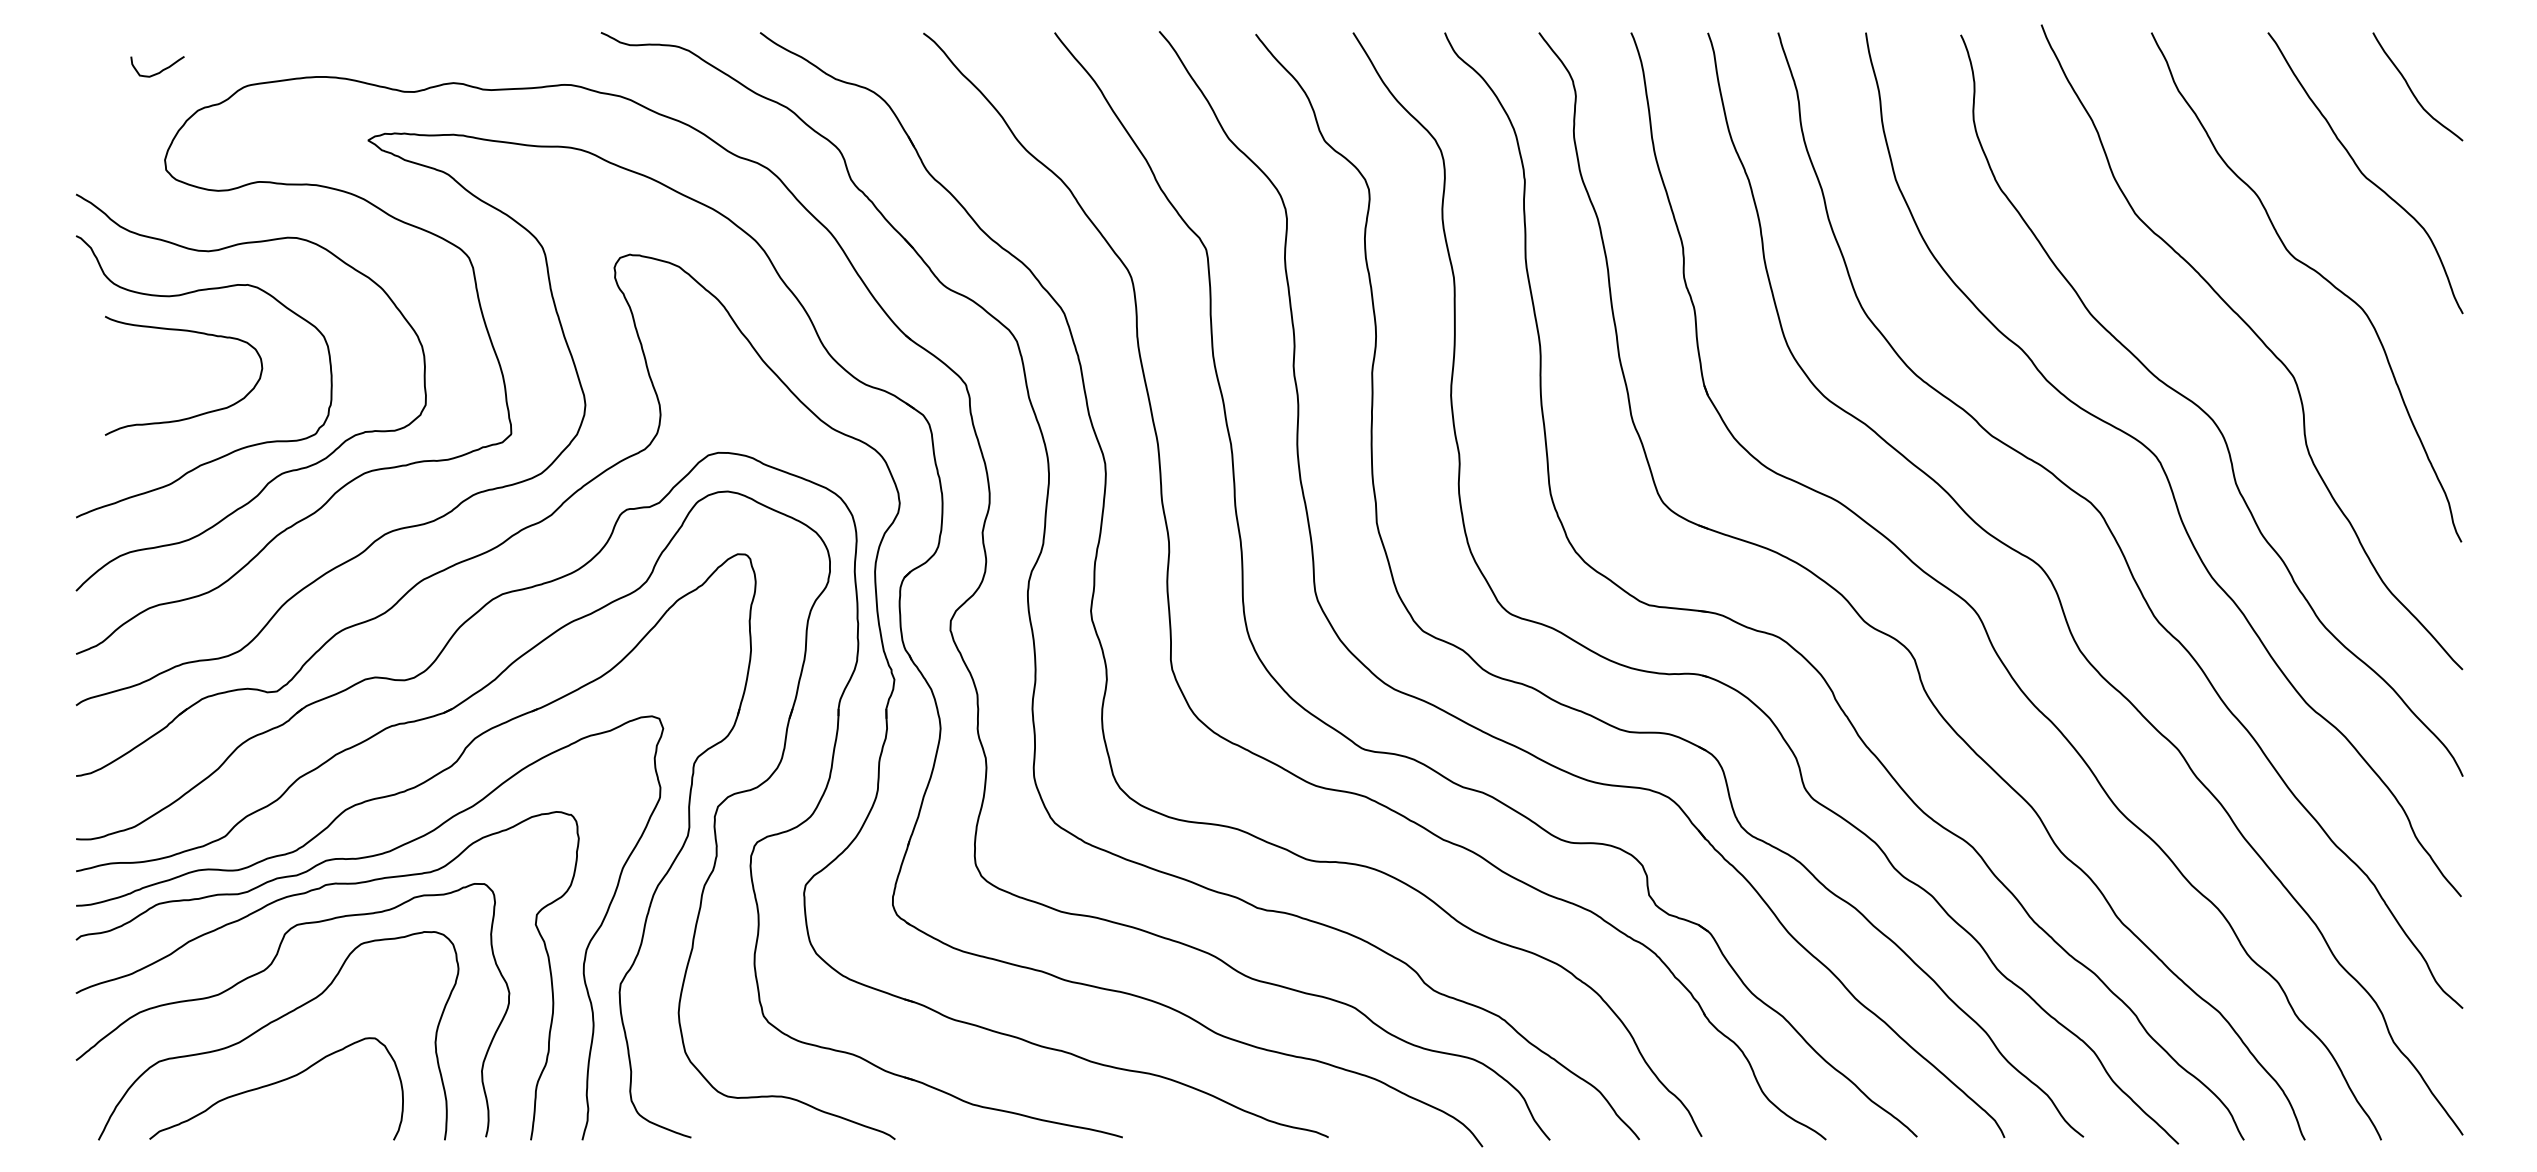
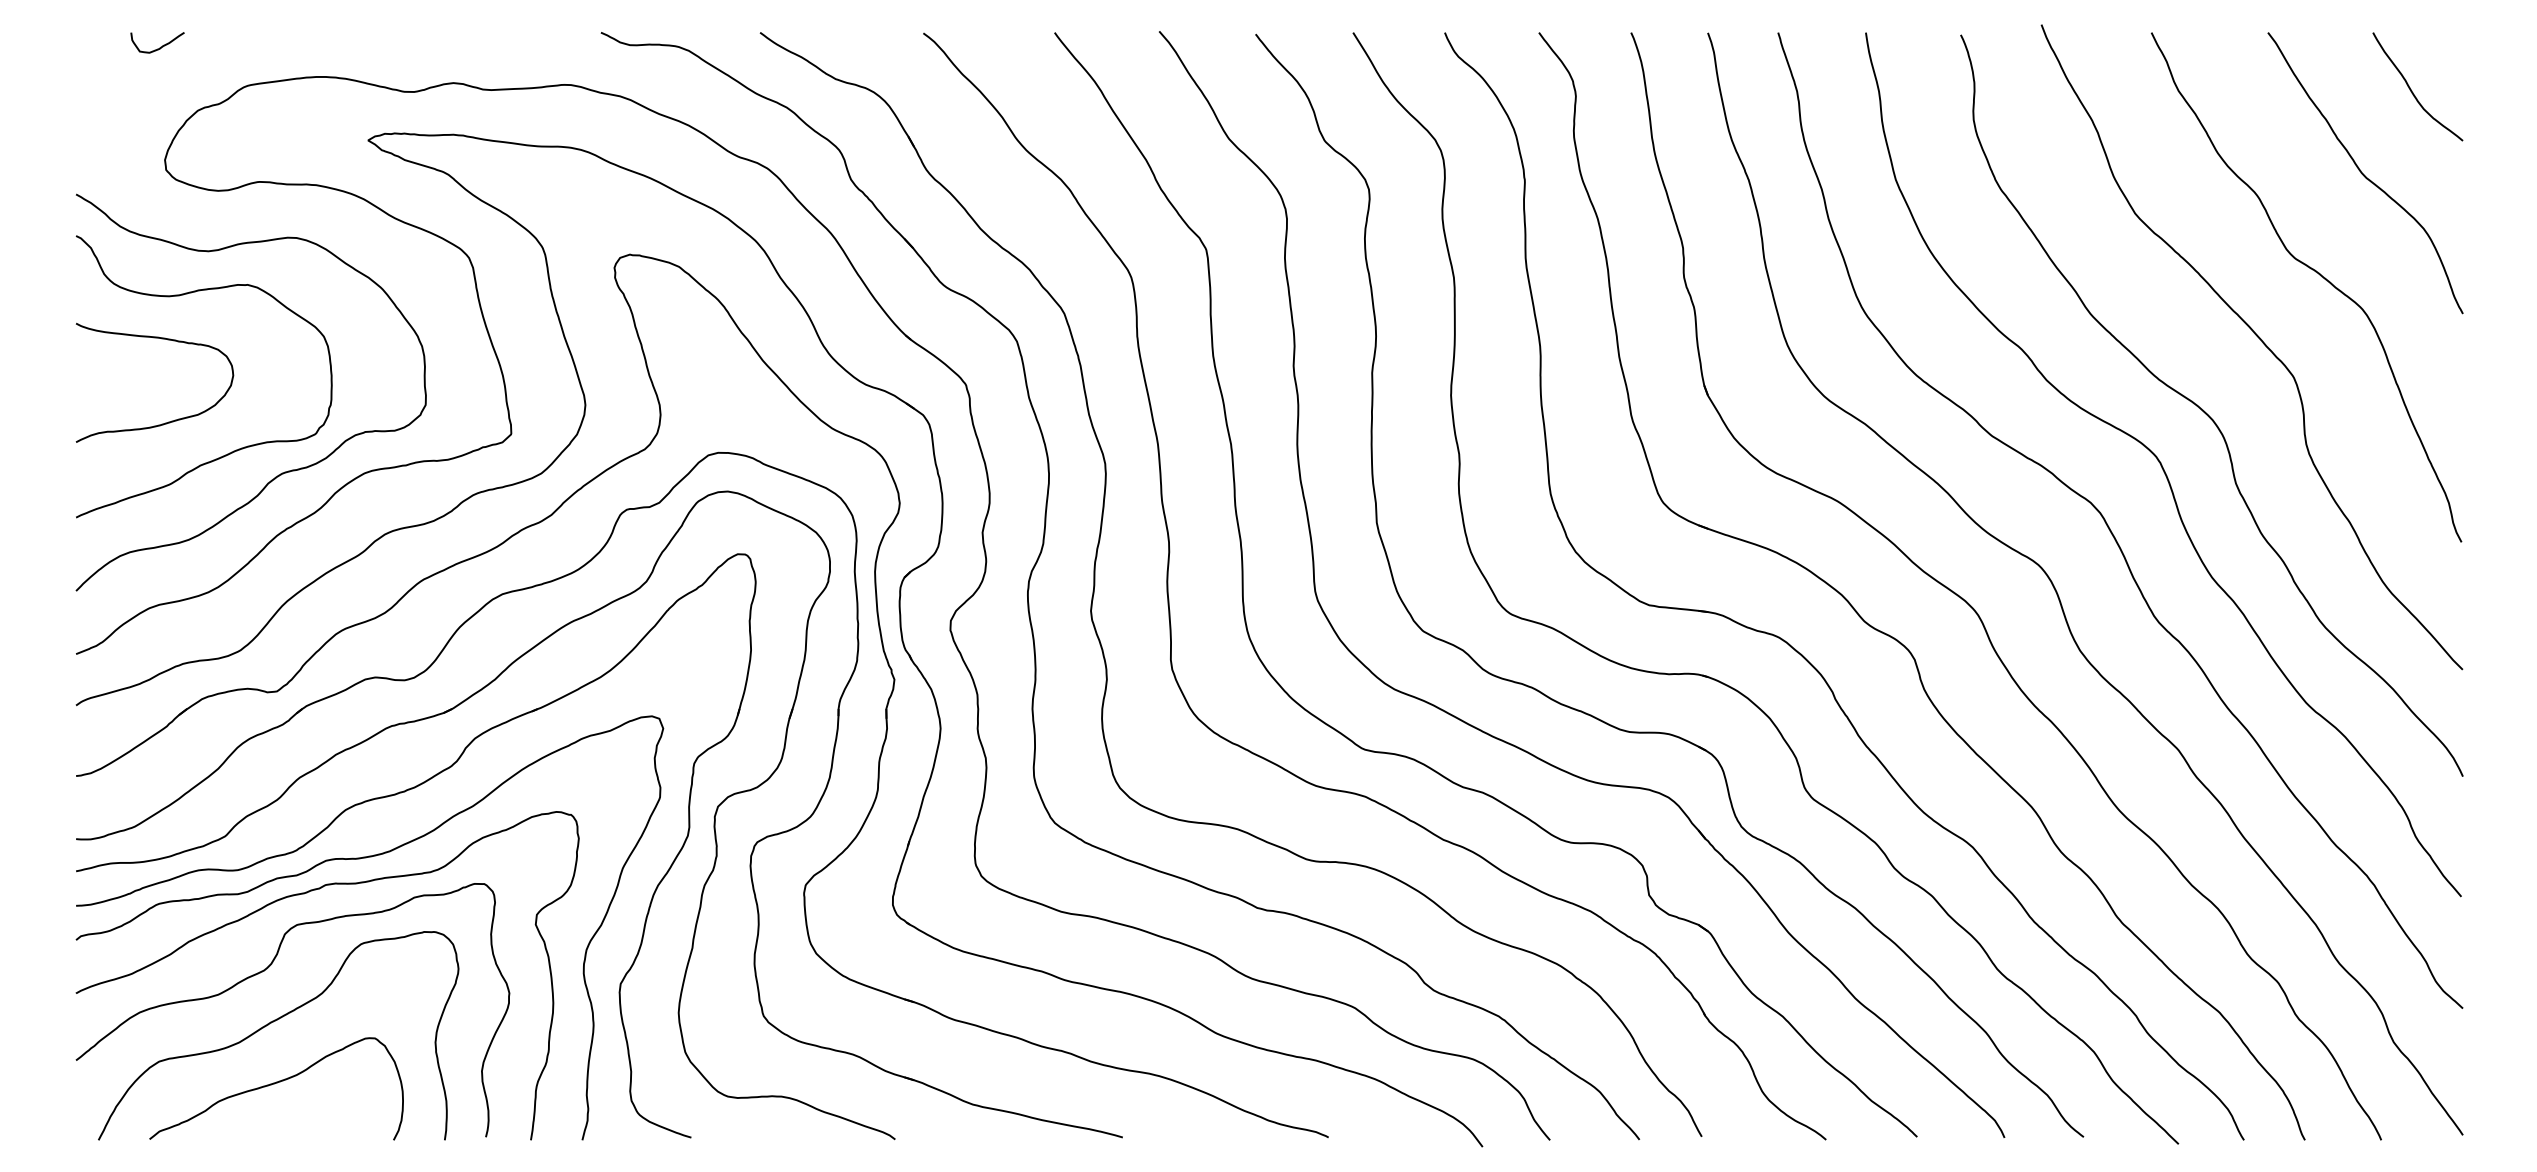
curve position: (160, 70) -> (160, 46) (160, 46)
curve position: (197, 414) -> (168, 421) (168, 421)
